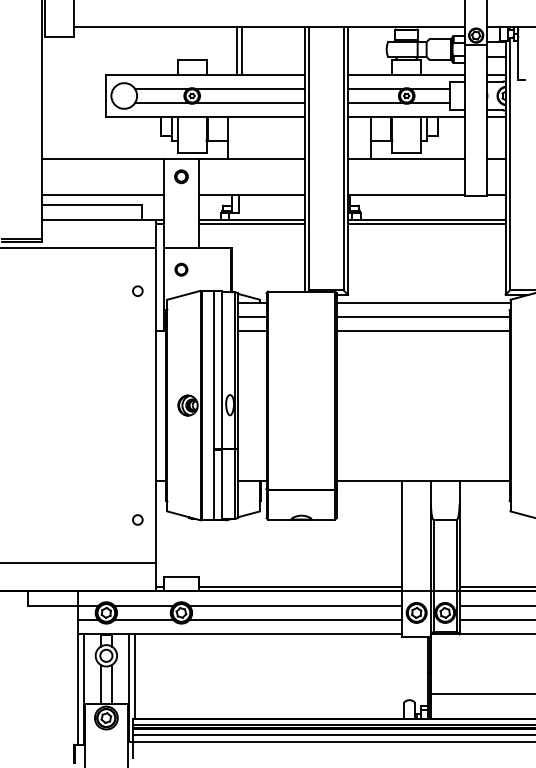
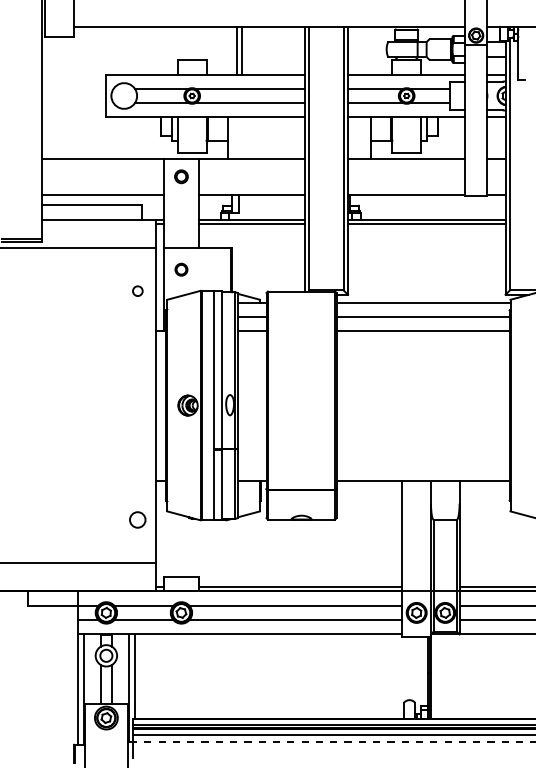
circle size: 12x12 px -> 18x18 px (137, 519)
line: present -> none (481, 694)
line: solid -> dashed (333, 742)
